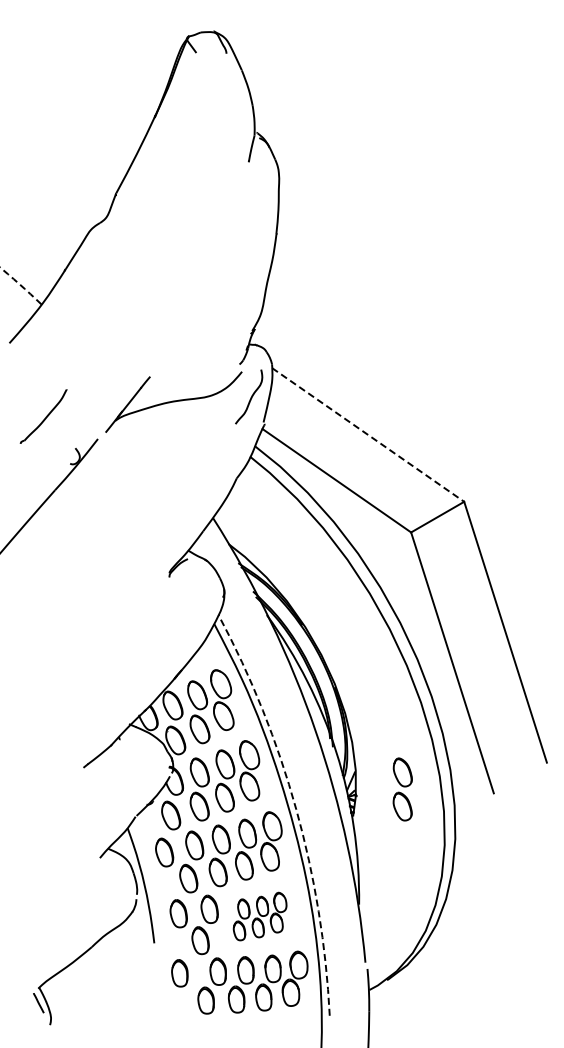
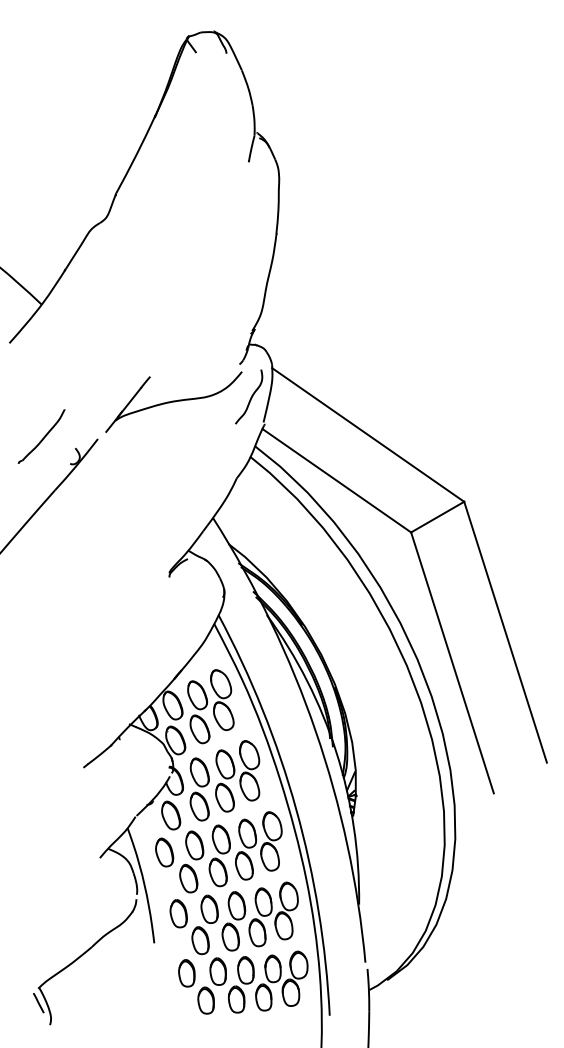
arc: dashed -> solid (20, 285)
part position: (43, 416) -> (41, 436) (41, 436)
line: dashed -> solid (368, 435)
part: present -> none (402, 789)
arc: dashed -> solid (296, 809)
part size: 56x51 px -> 78x71 px (259, 916)
part position: (179, 973) -> (186, 973) (186, 973)
